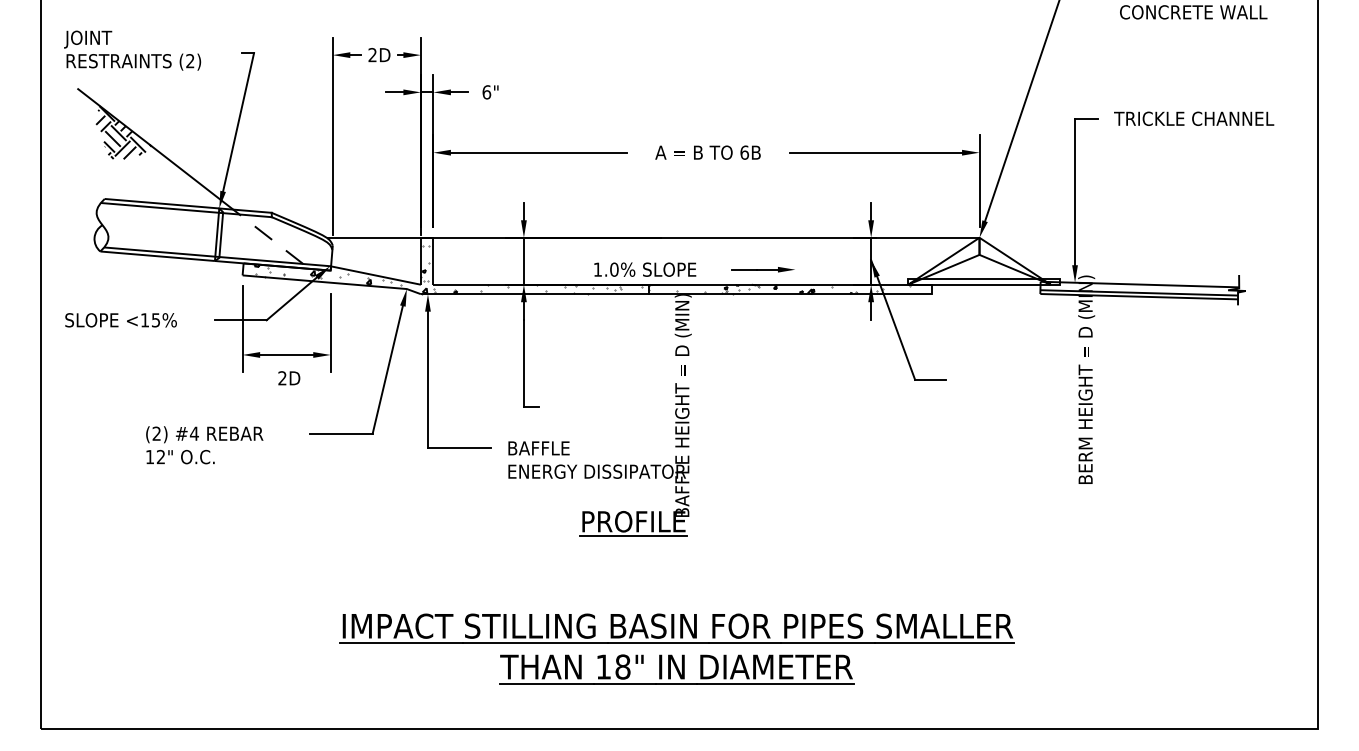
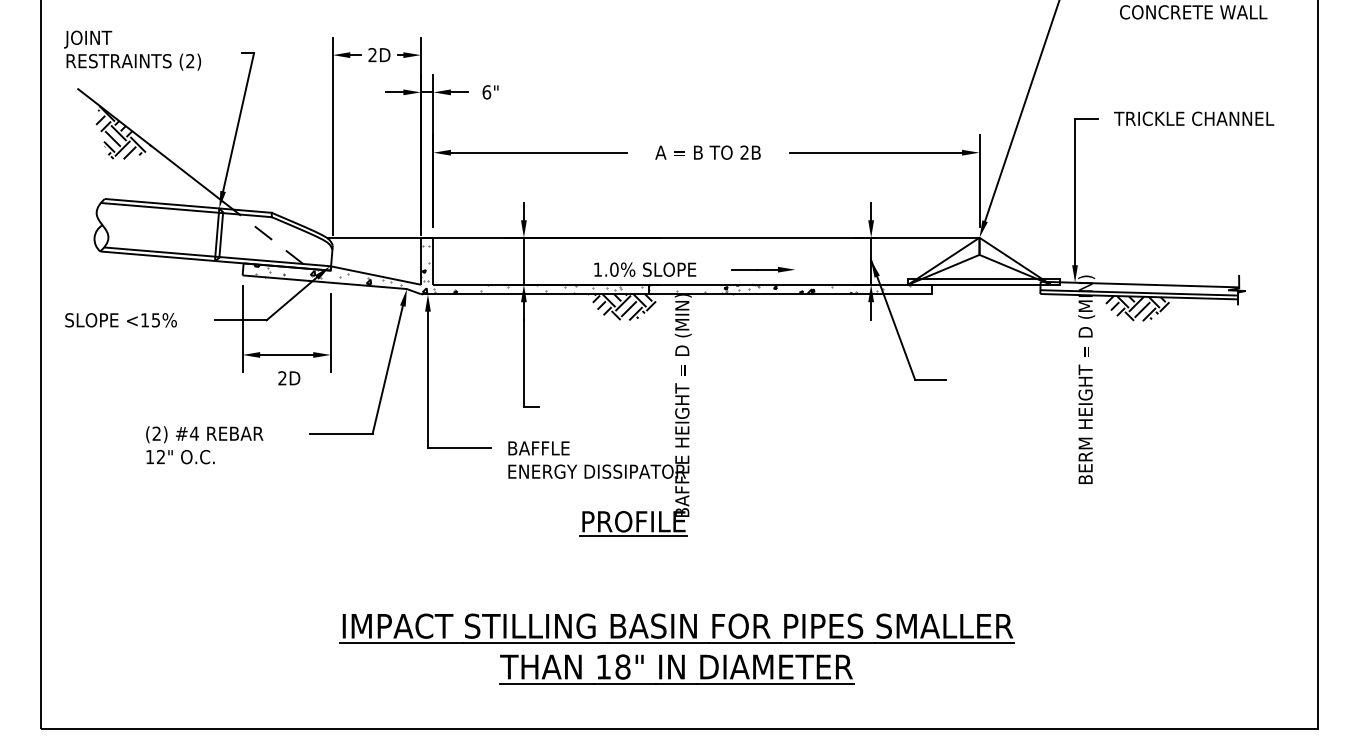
text: 6B -> 2B (744, 152)
hatch: none -> present (624, 307)
hatch: none -> present (1137, 308)
